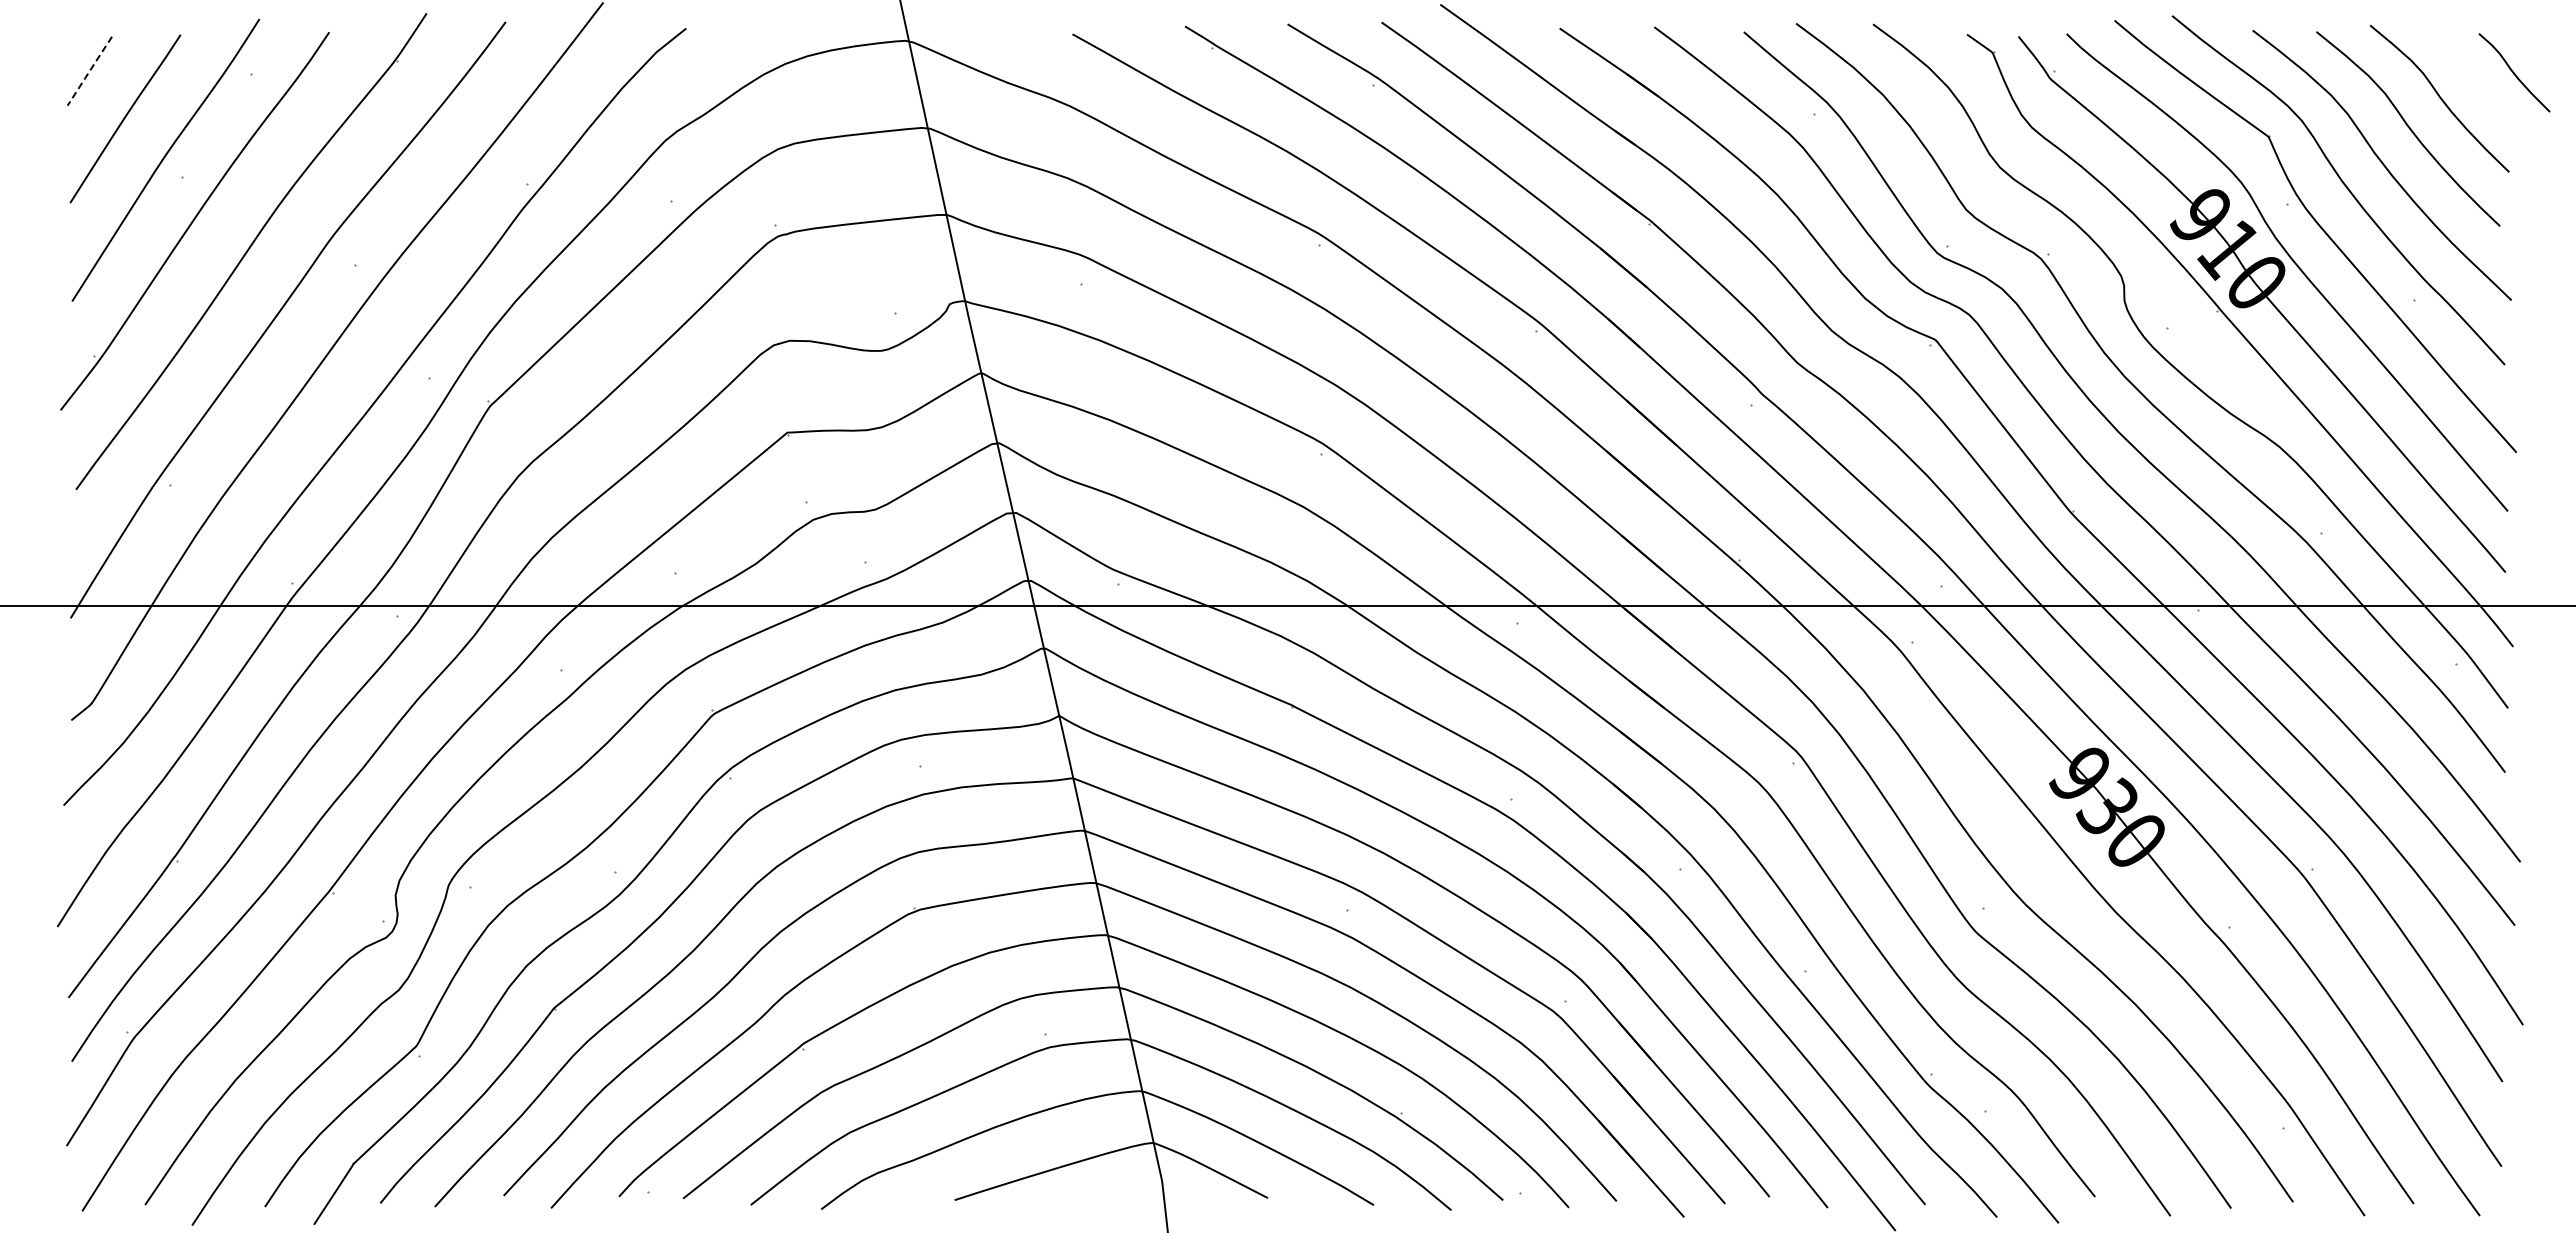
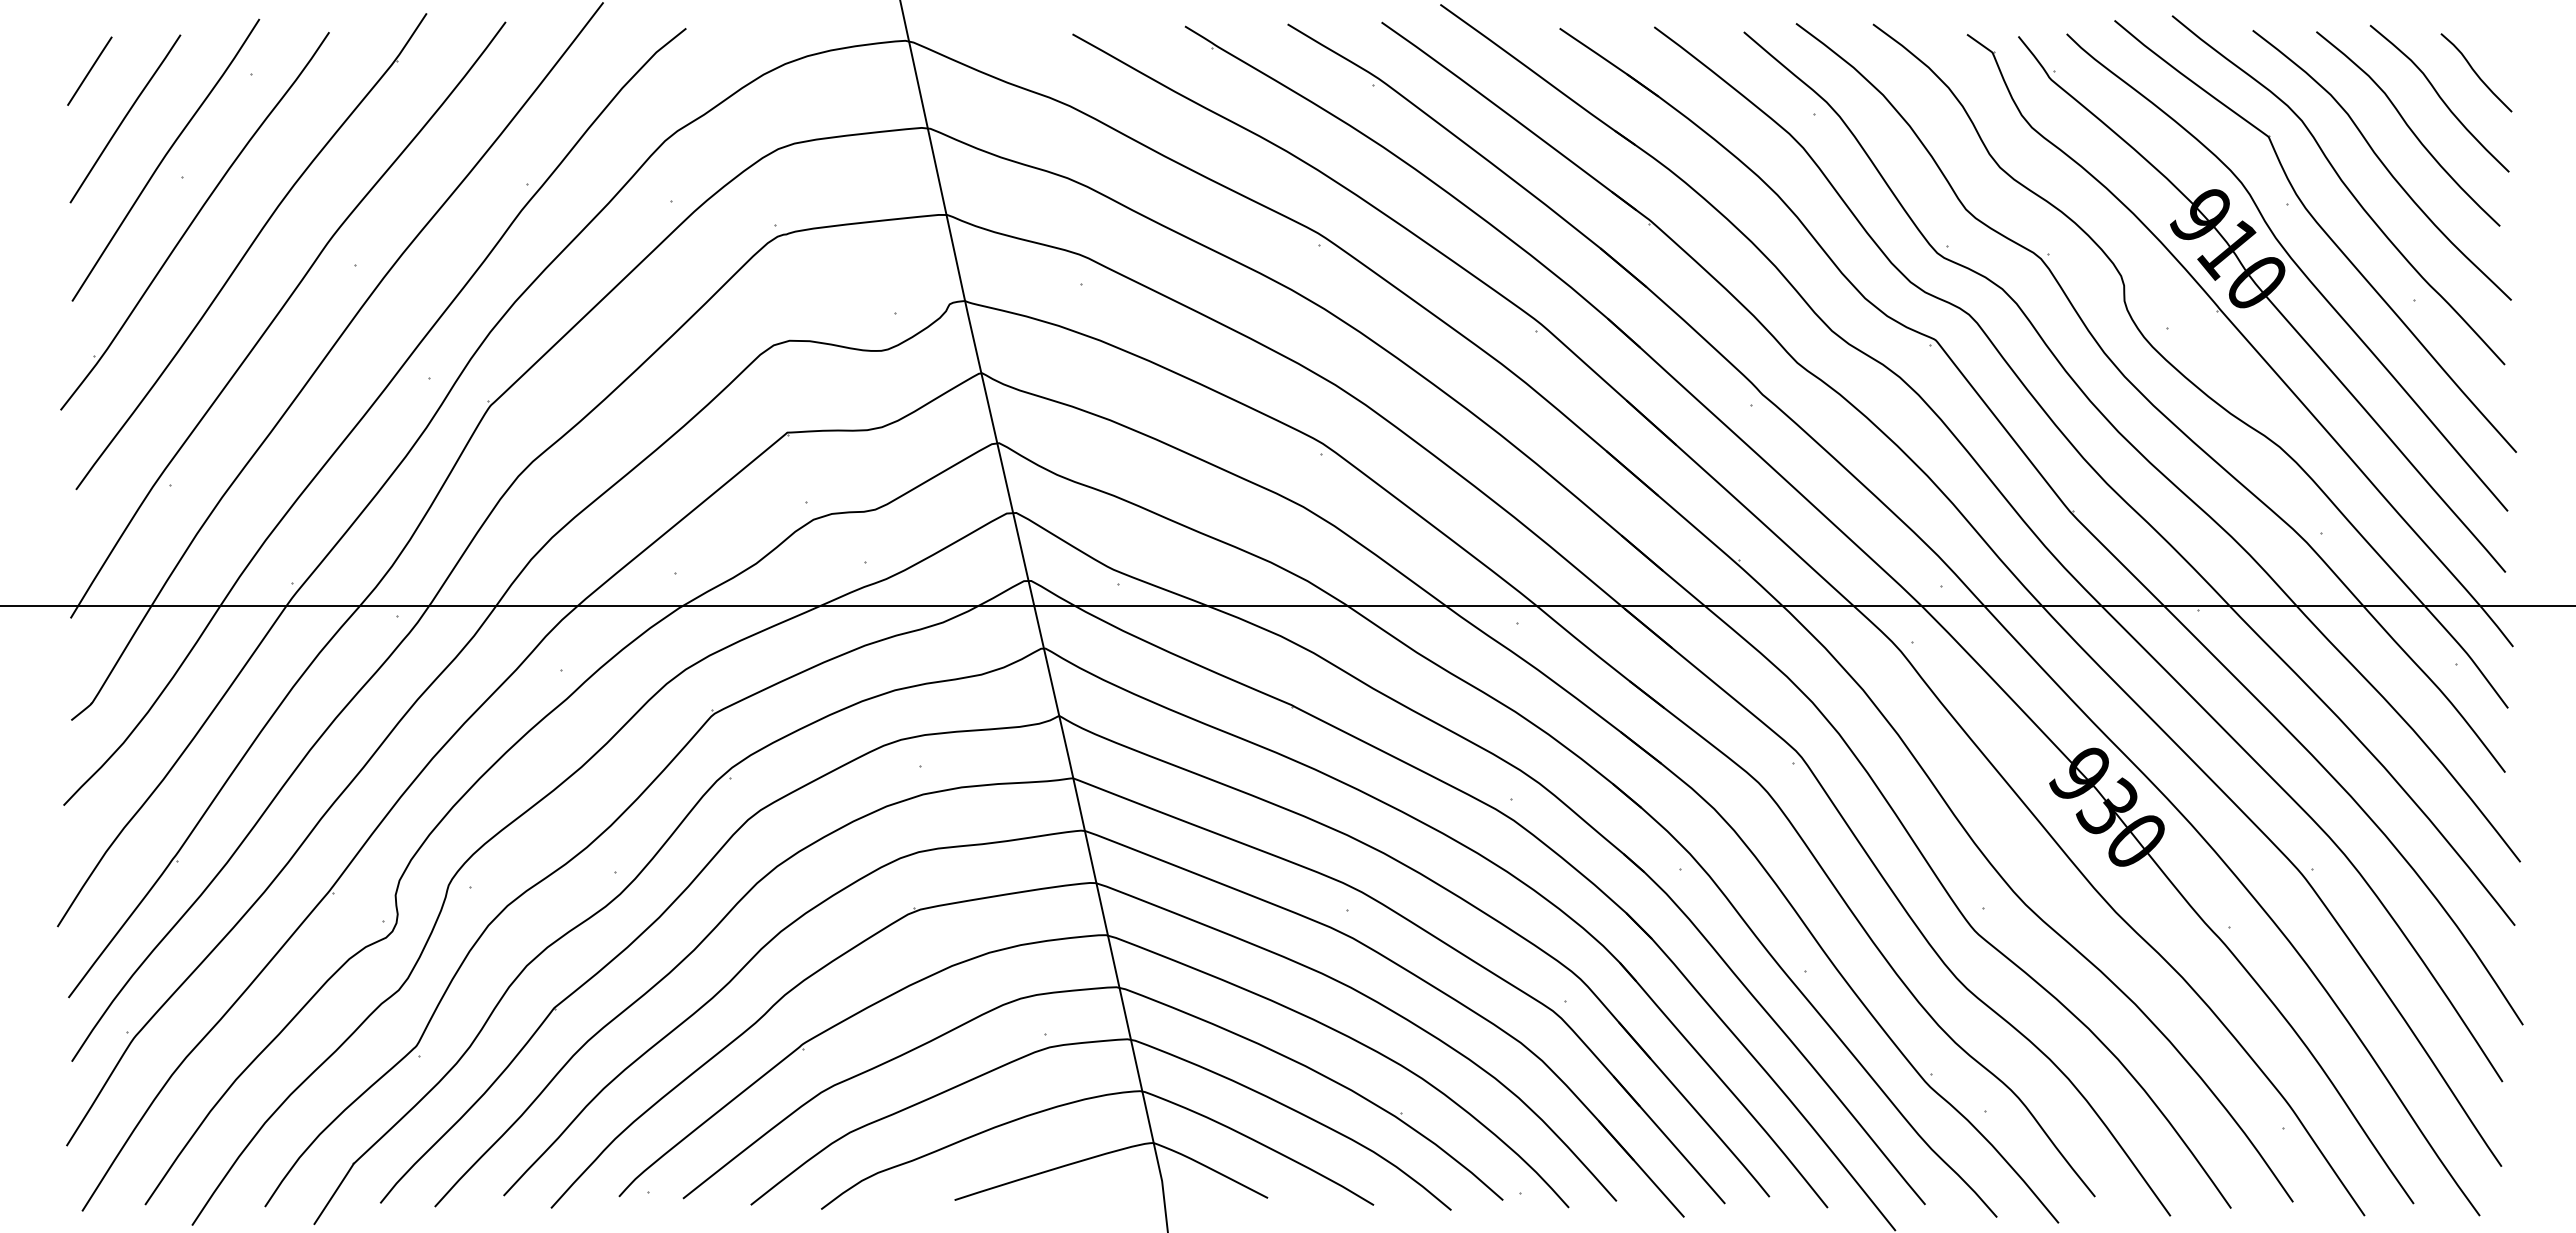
line: dashed -> solid (89, 71)
curve position: (2514, 72) -> (2476, 72) (2476, 72)
